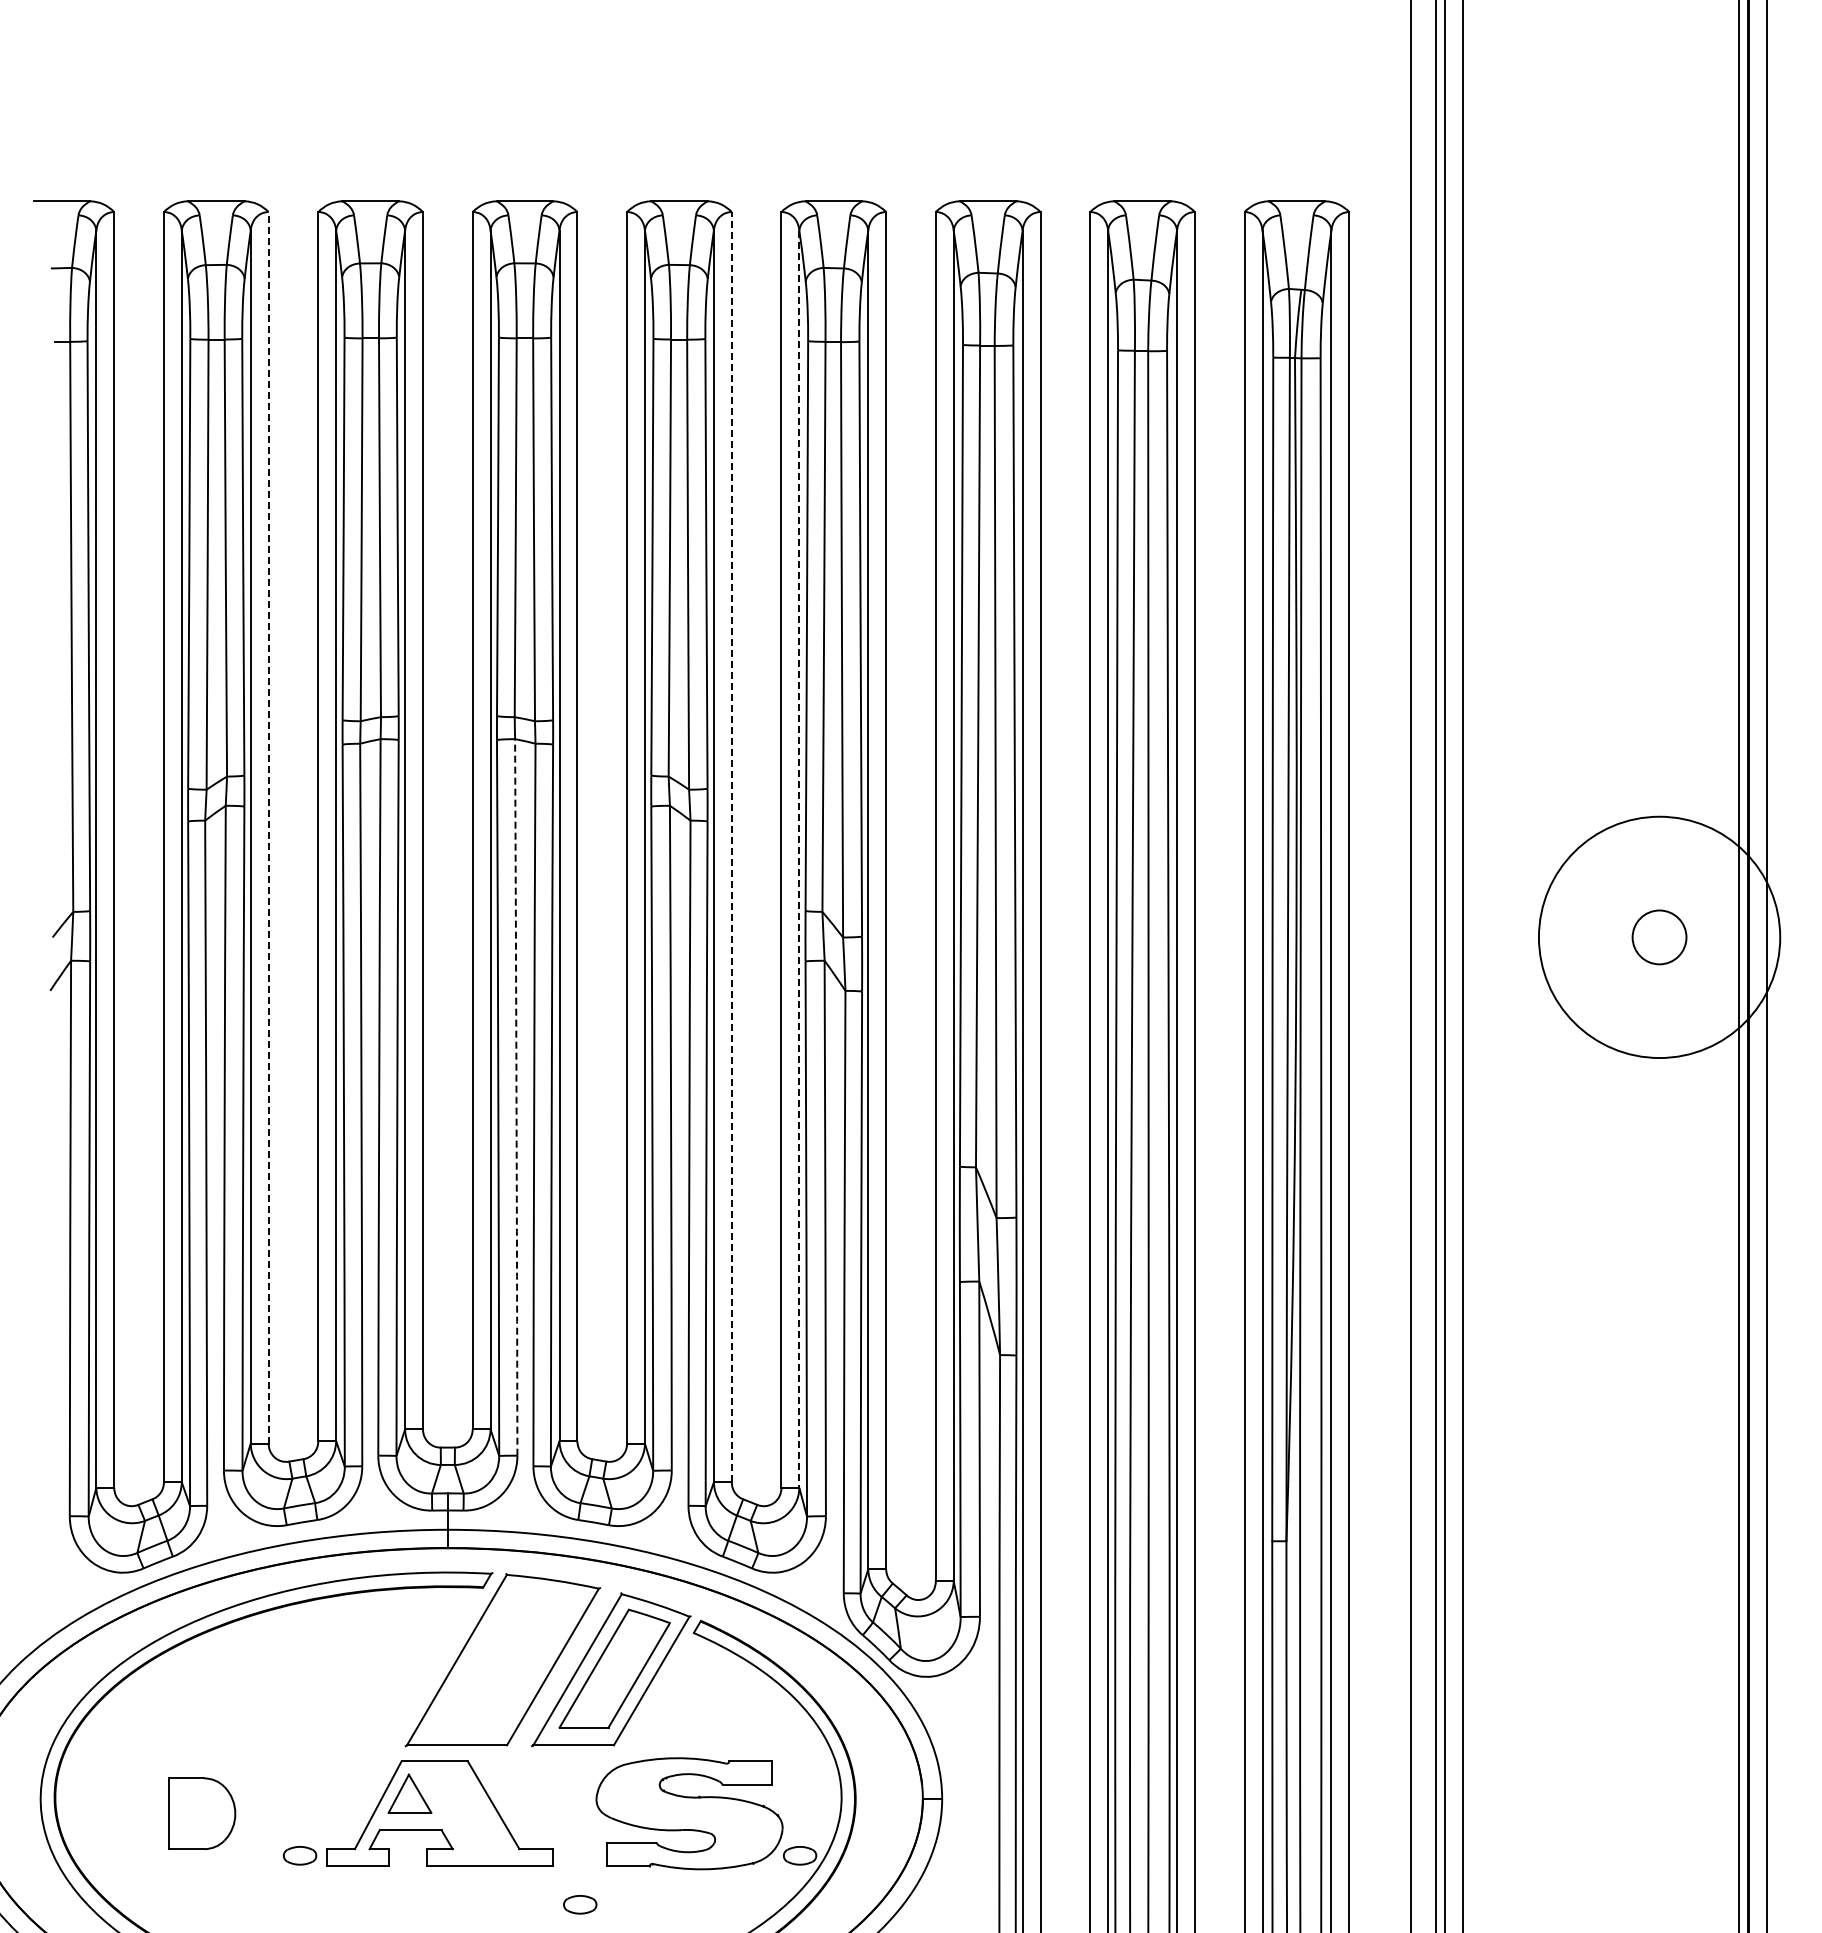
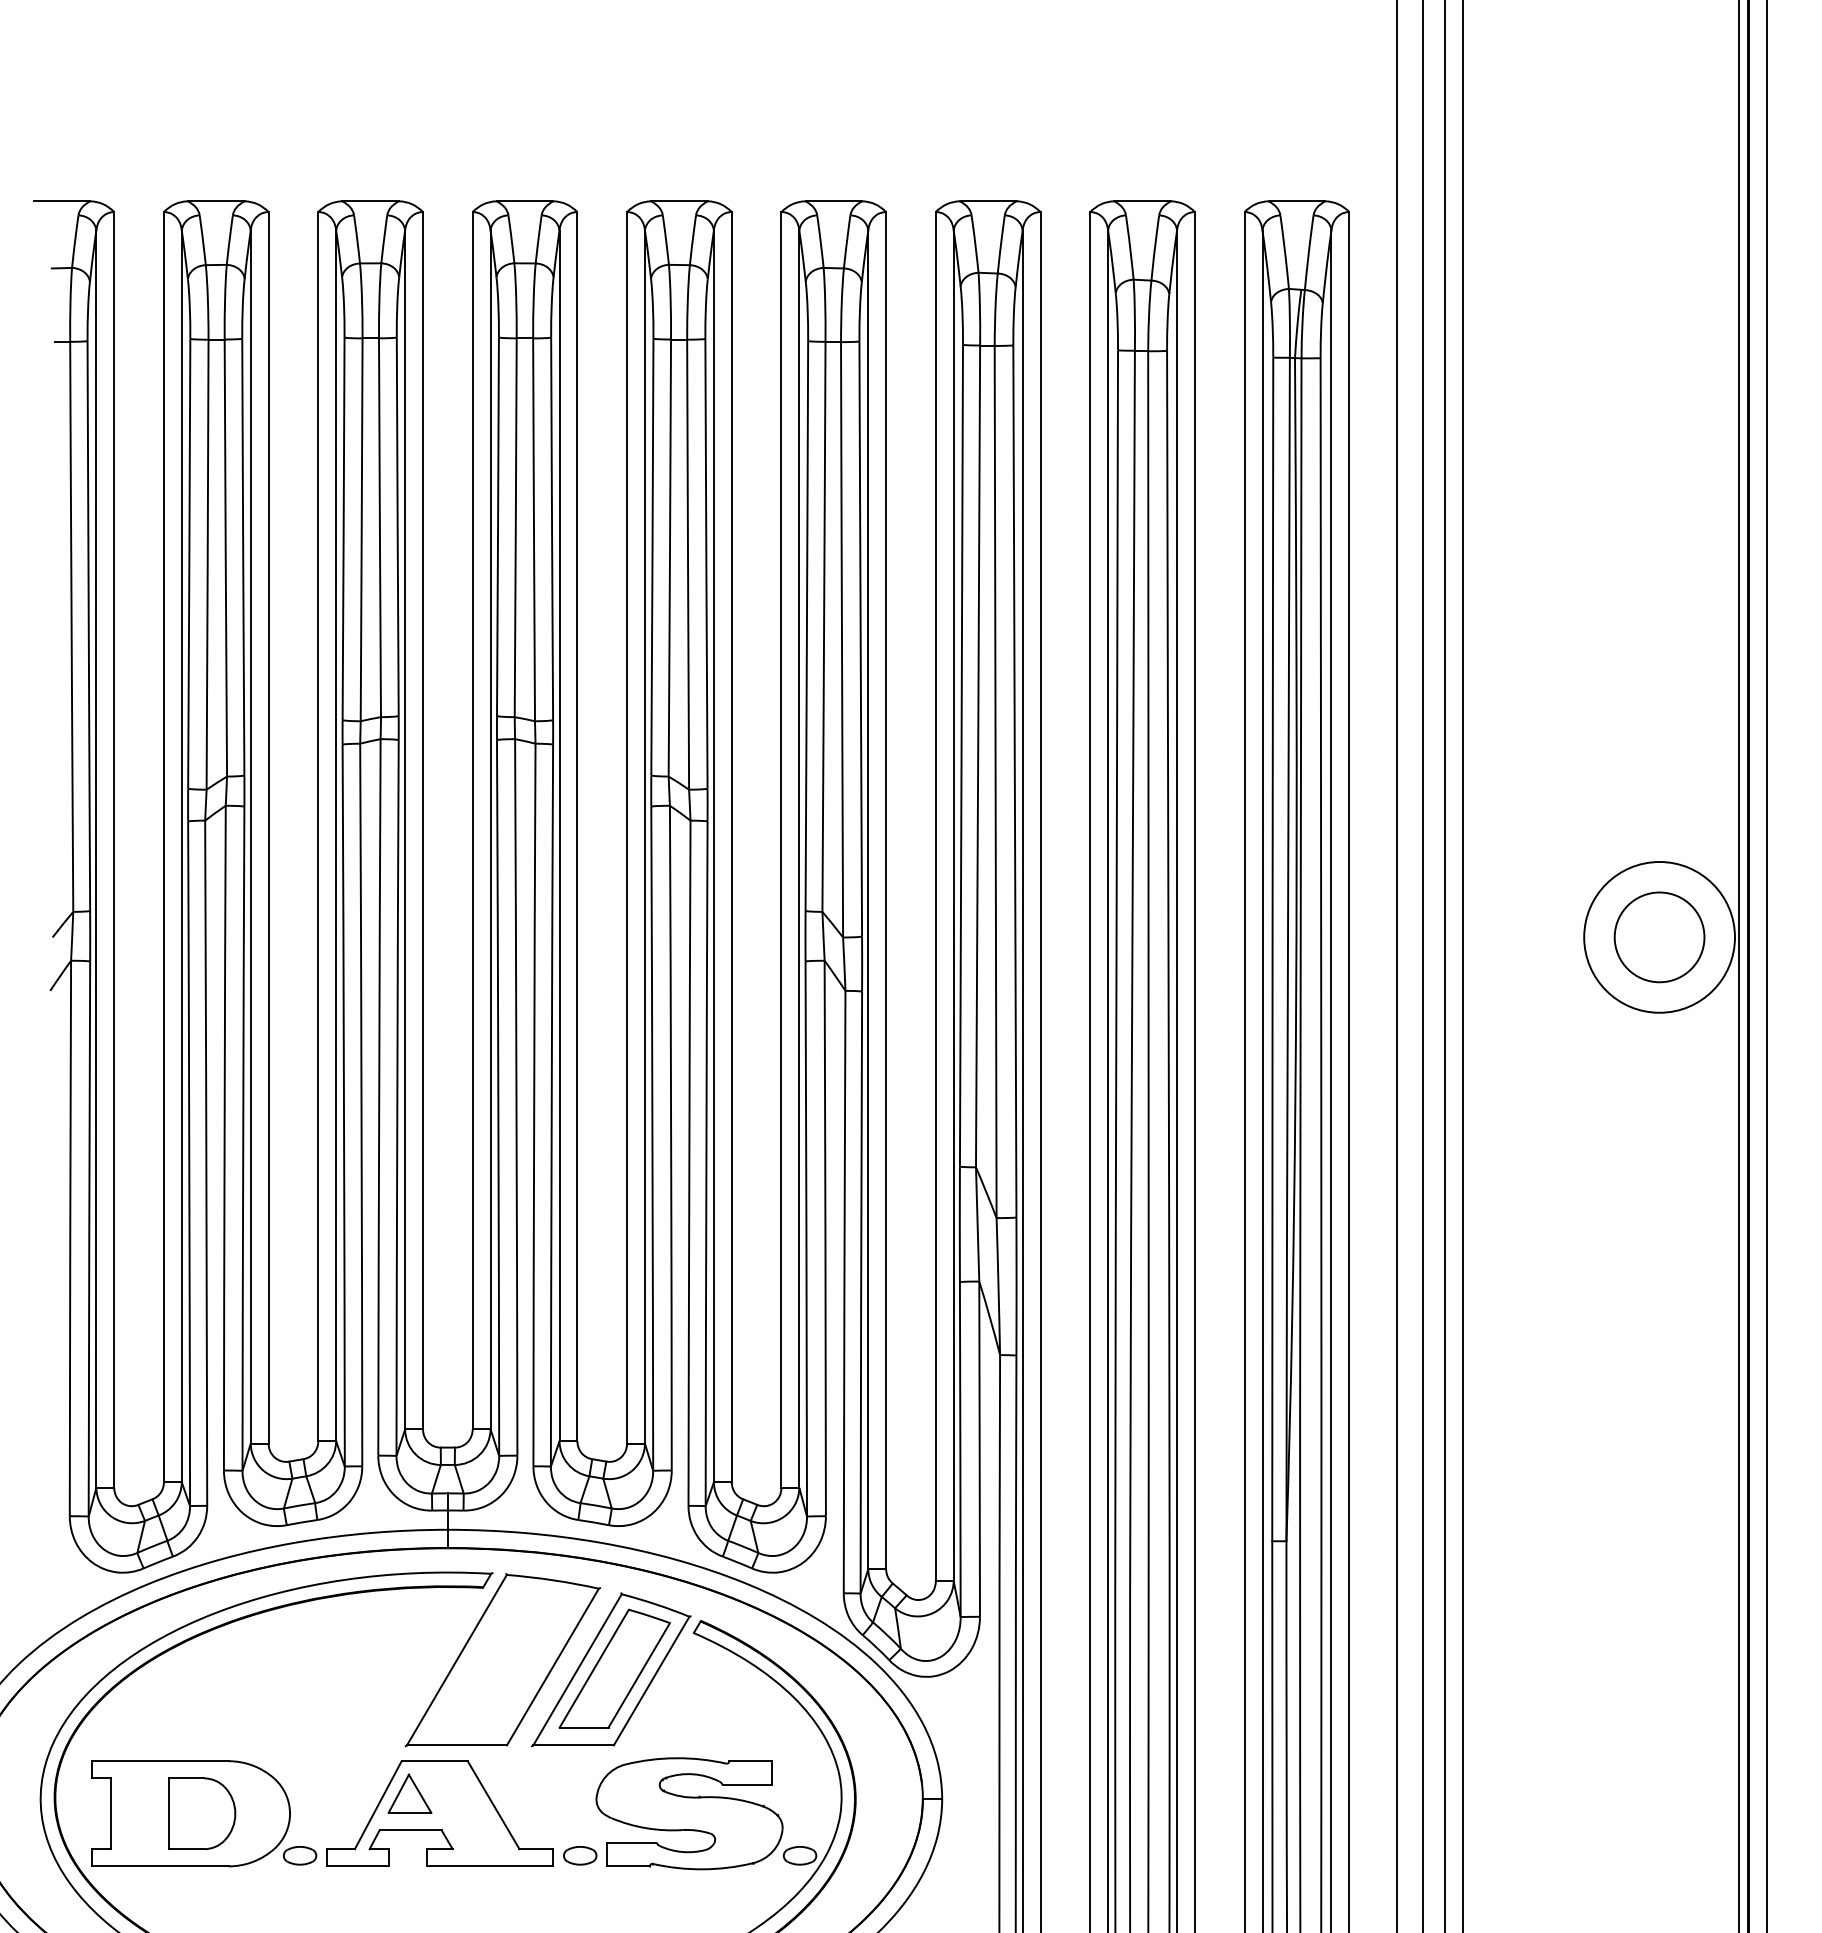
line: dashed -> solid (268, 827)
line: dashed -> solid (731, 846)
line: dashed -> solid (799, 859)
circle diameter: 241 px -> 151 px (1659, 936)
circle size: 57x57 px -> 93x93 px (1659, 937)
line position: (1410, 965) -> (1396, 965) (1396, 965)
line position: (1436, 965) -> (1423, 965) (1423, 965)
arc: dashed -> solid (516, 1097)
part: none -> present (190, 1813)
part position: (580, 1904) -> (580, 1855) (580, 1855)
